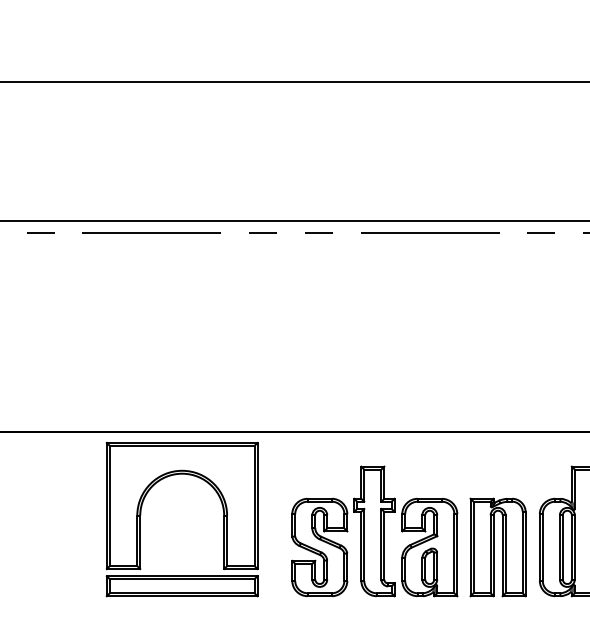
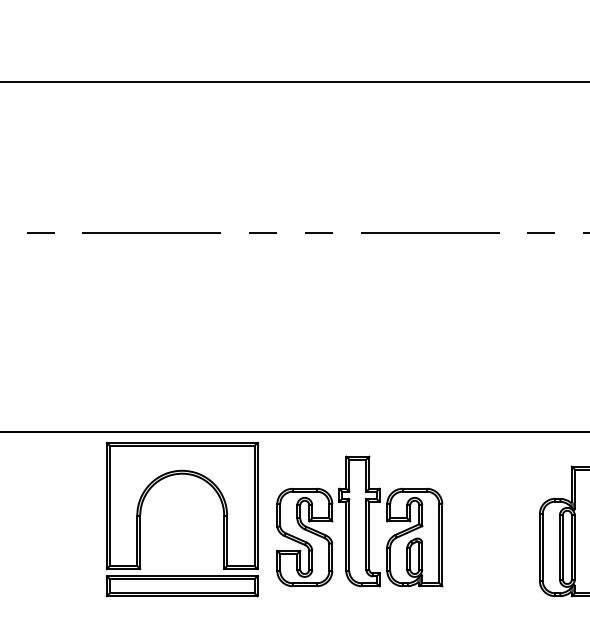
line: present -> none (294, 221)
part position: (374, 531) -> (359, 521) (359, 521)
part: present -> none (497, 547)
